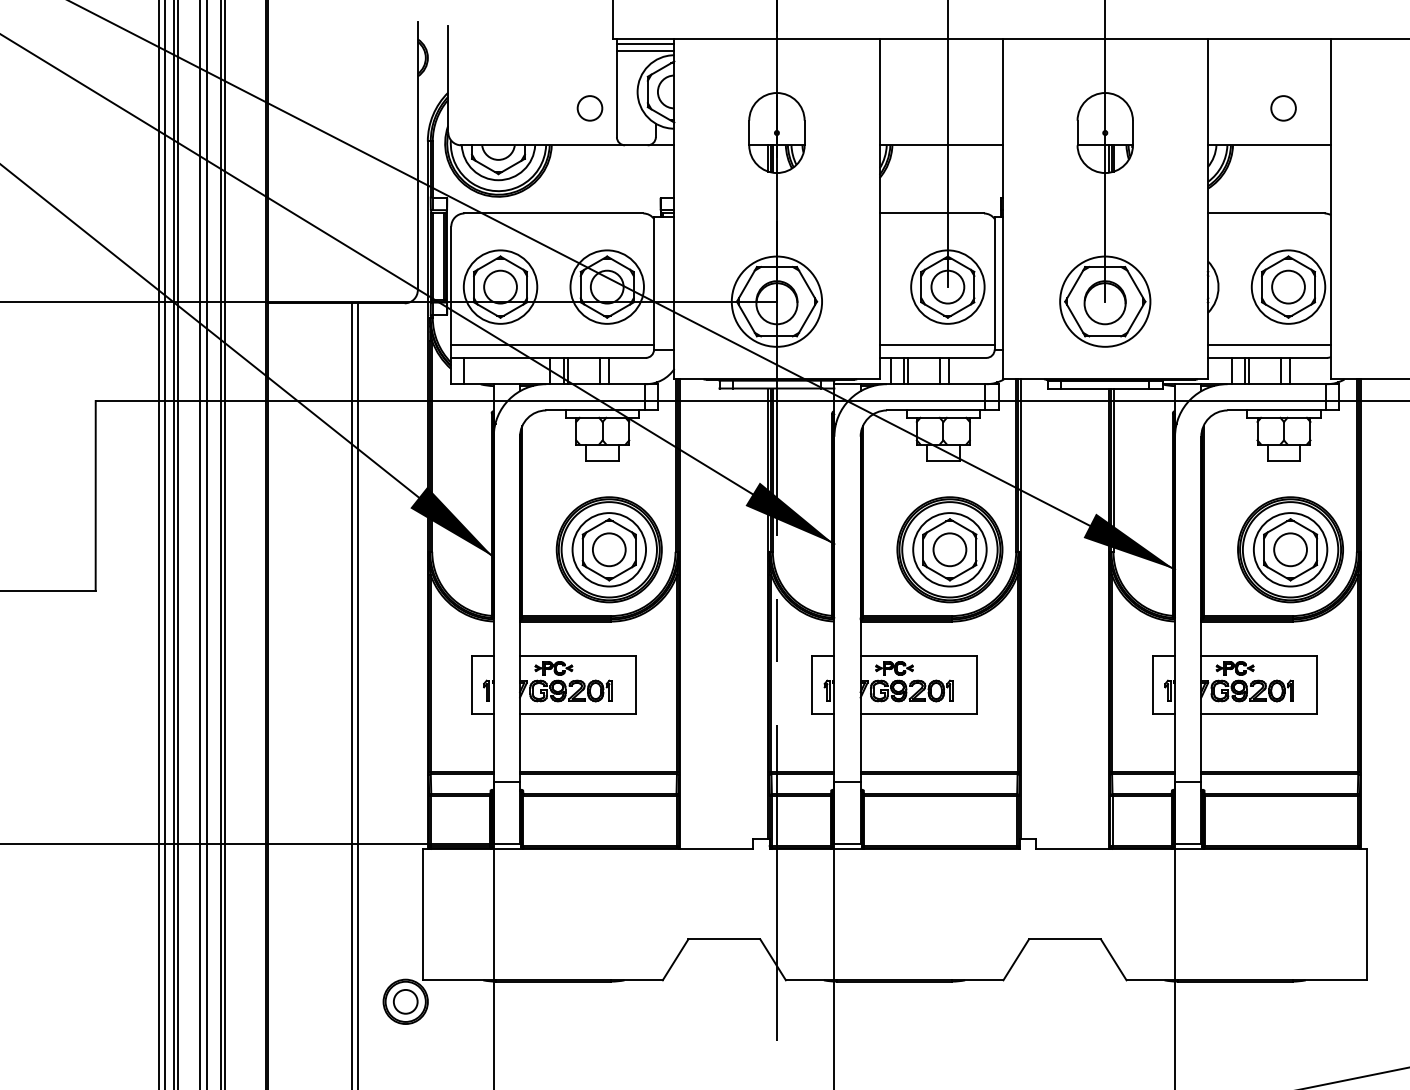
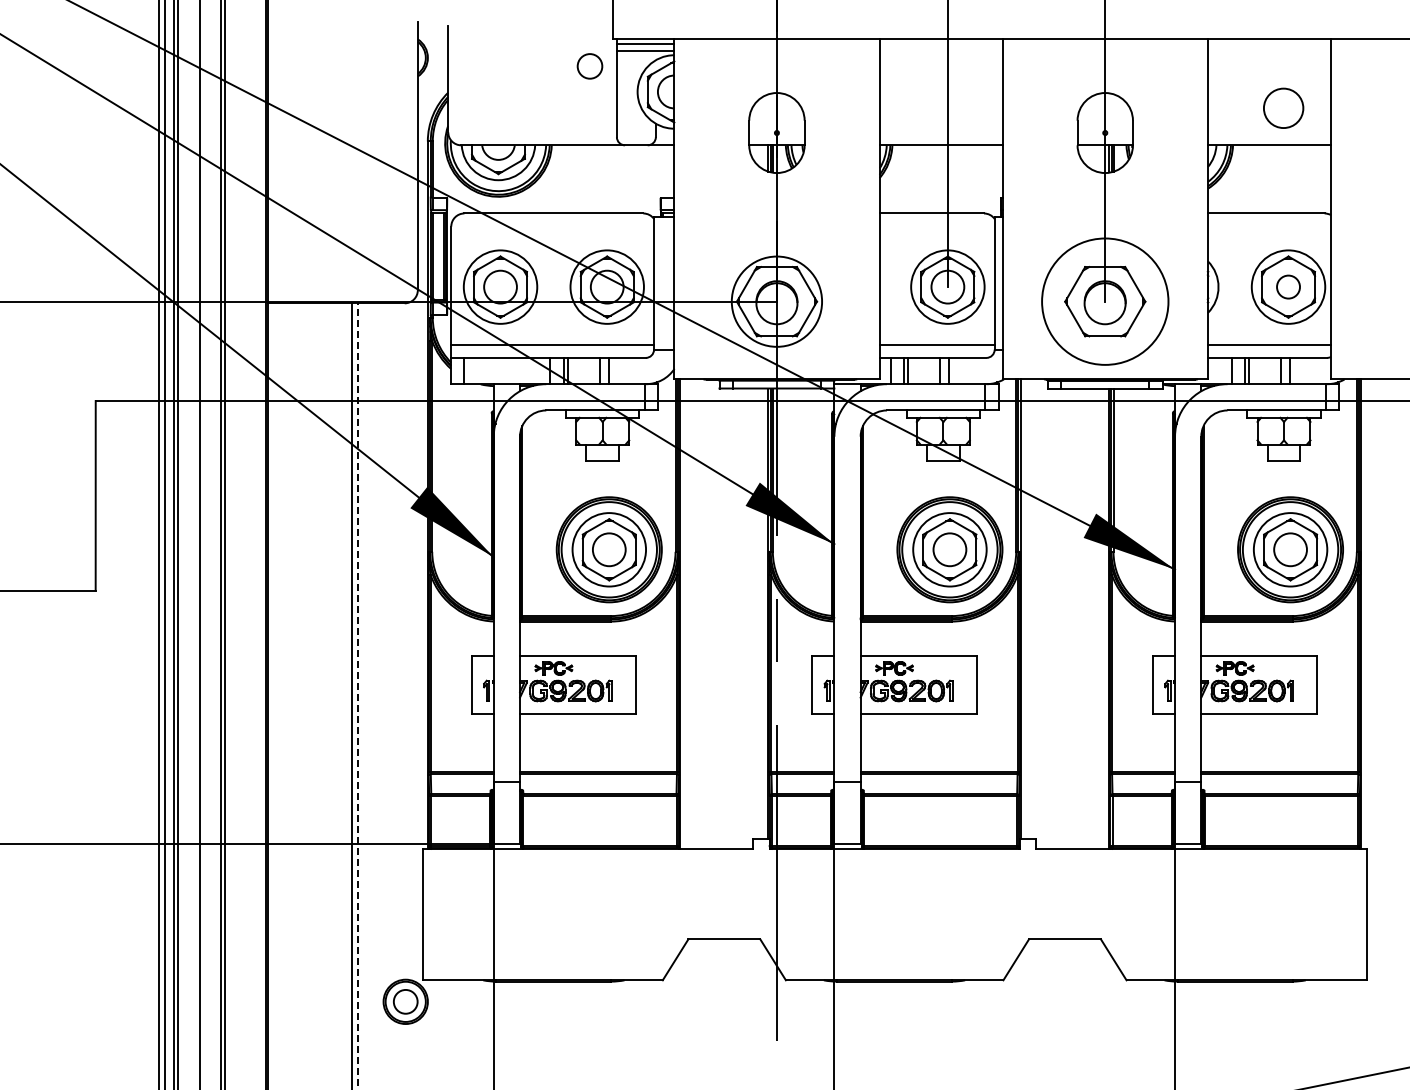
circle position: (589, 108) -> (589, 66) (589, 66)
circle size: 27x27 px -> 42x42 px (1283, 107)
circle size: 35x36 px -> 25x26 px (1288, 286)
circle diameter: 90 px -> 126 px (1105, 301)
line: present -> none (207, 544)
line: solid -> dashed (358, 696)
